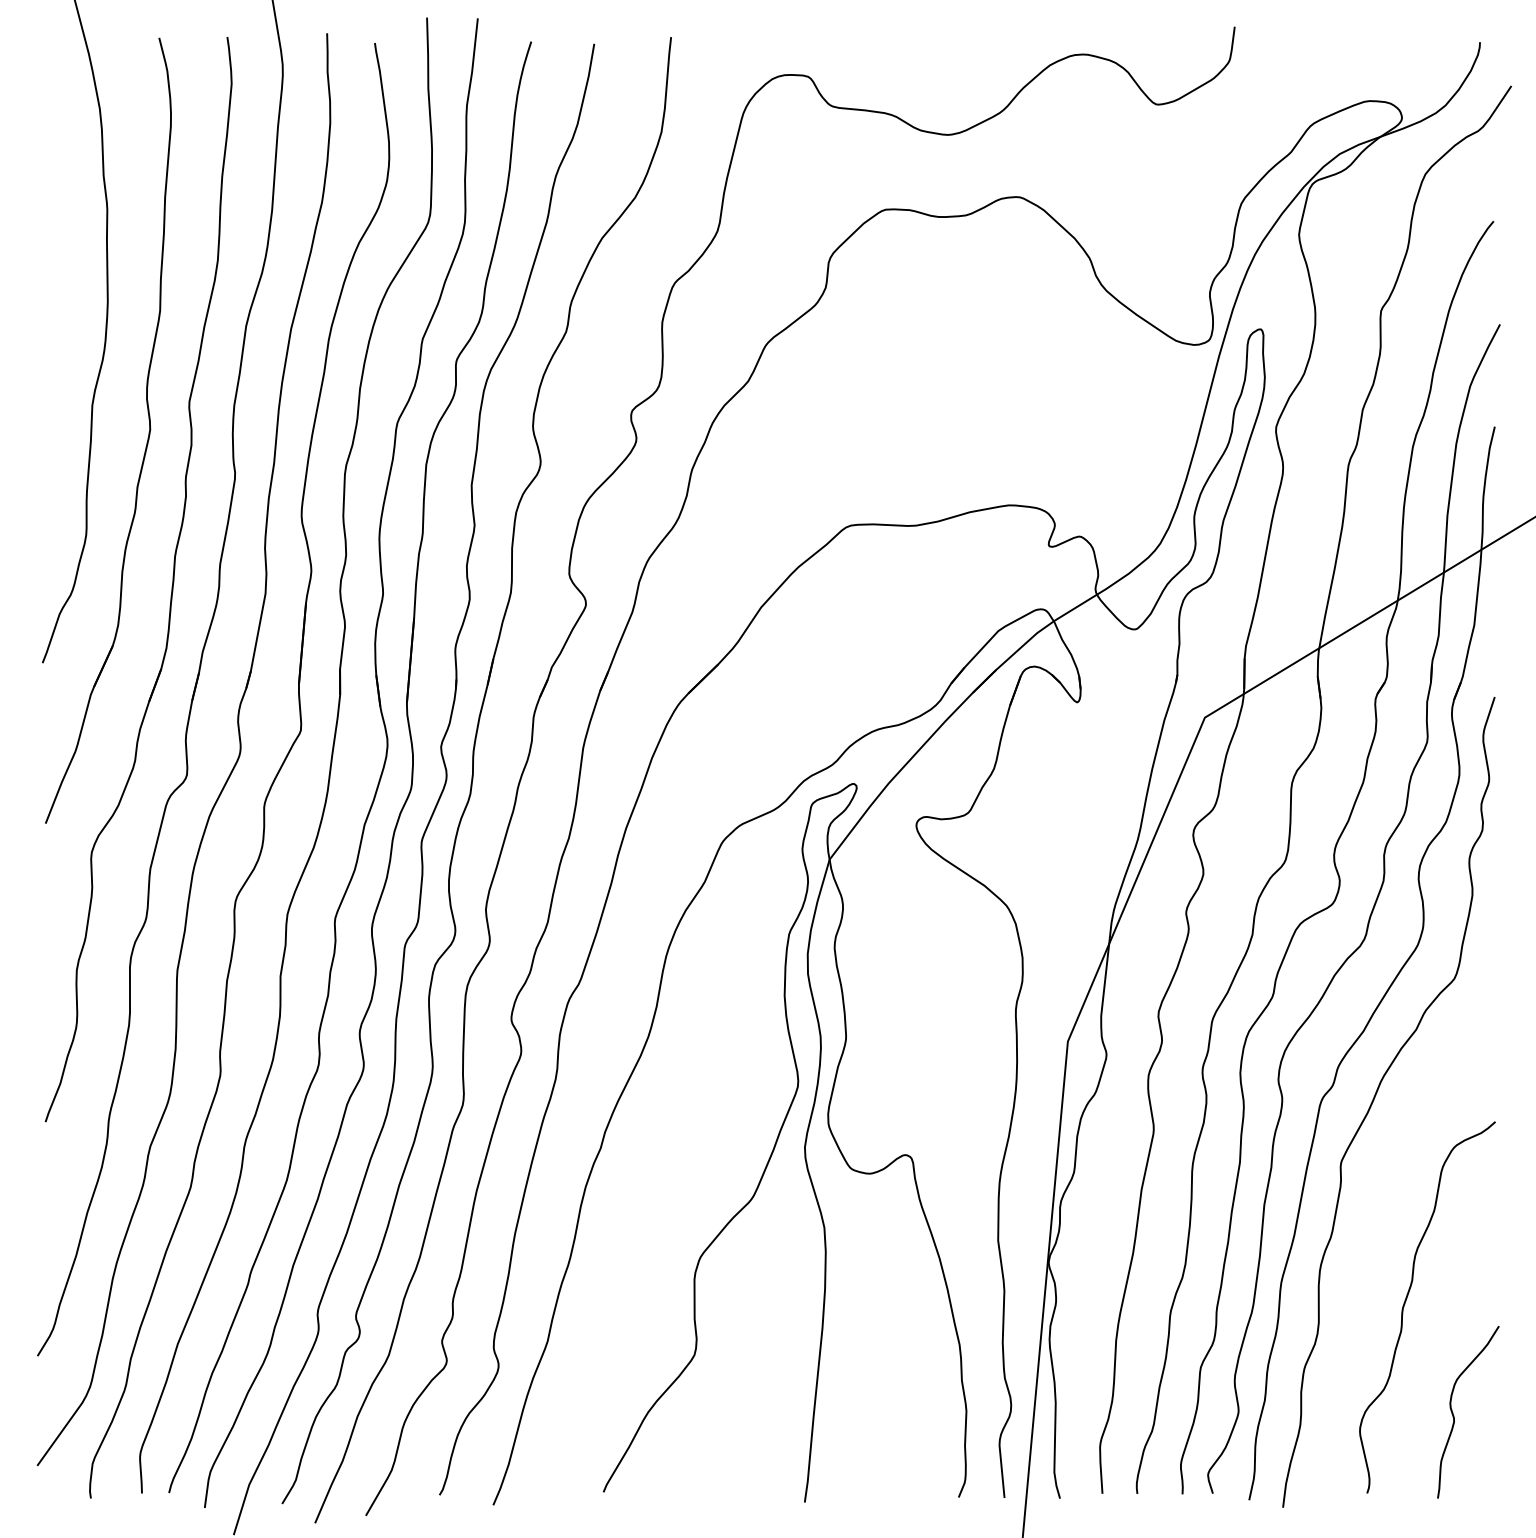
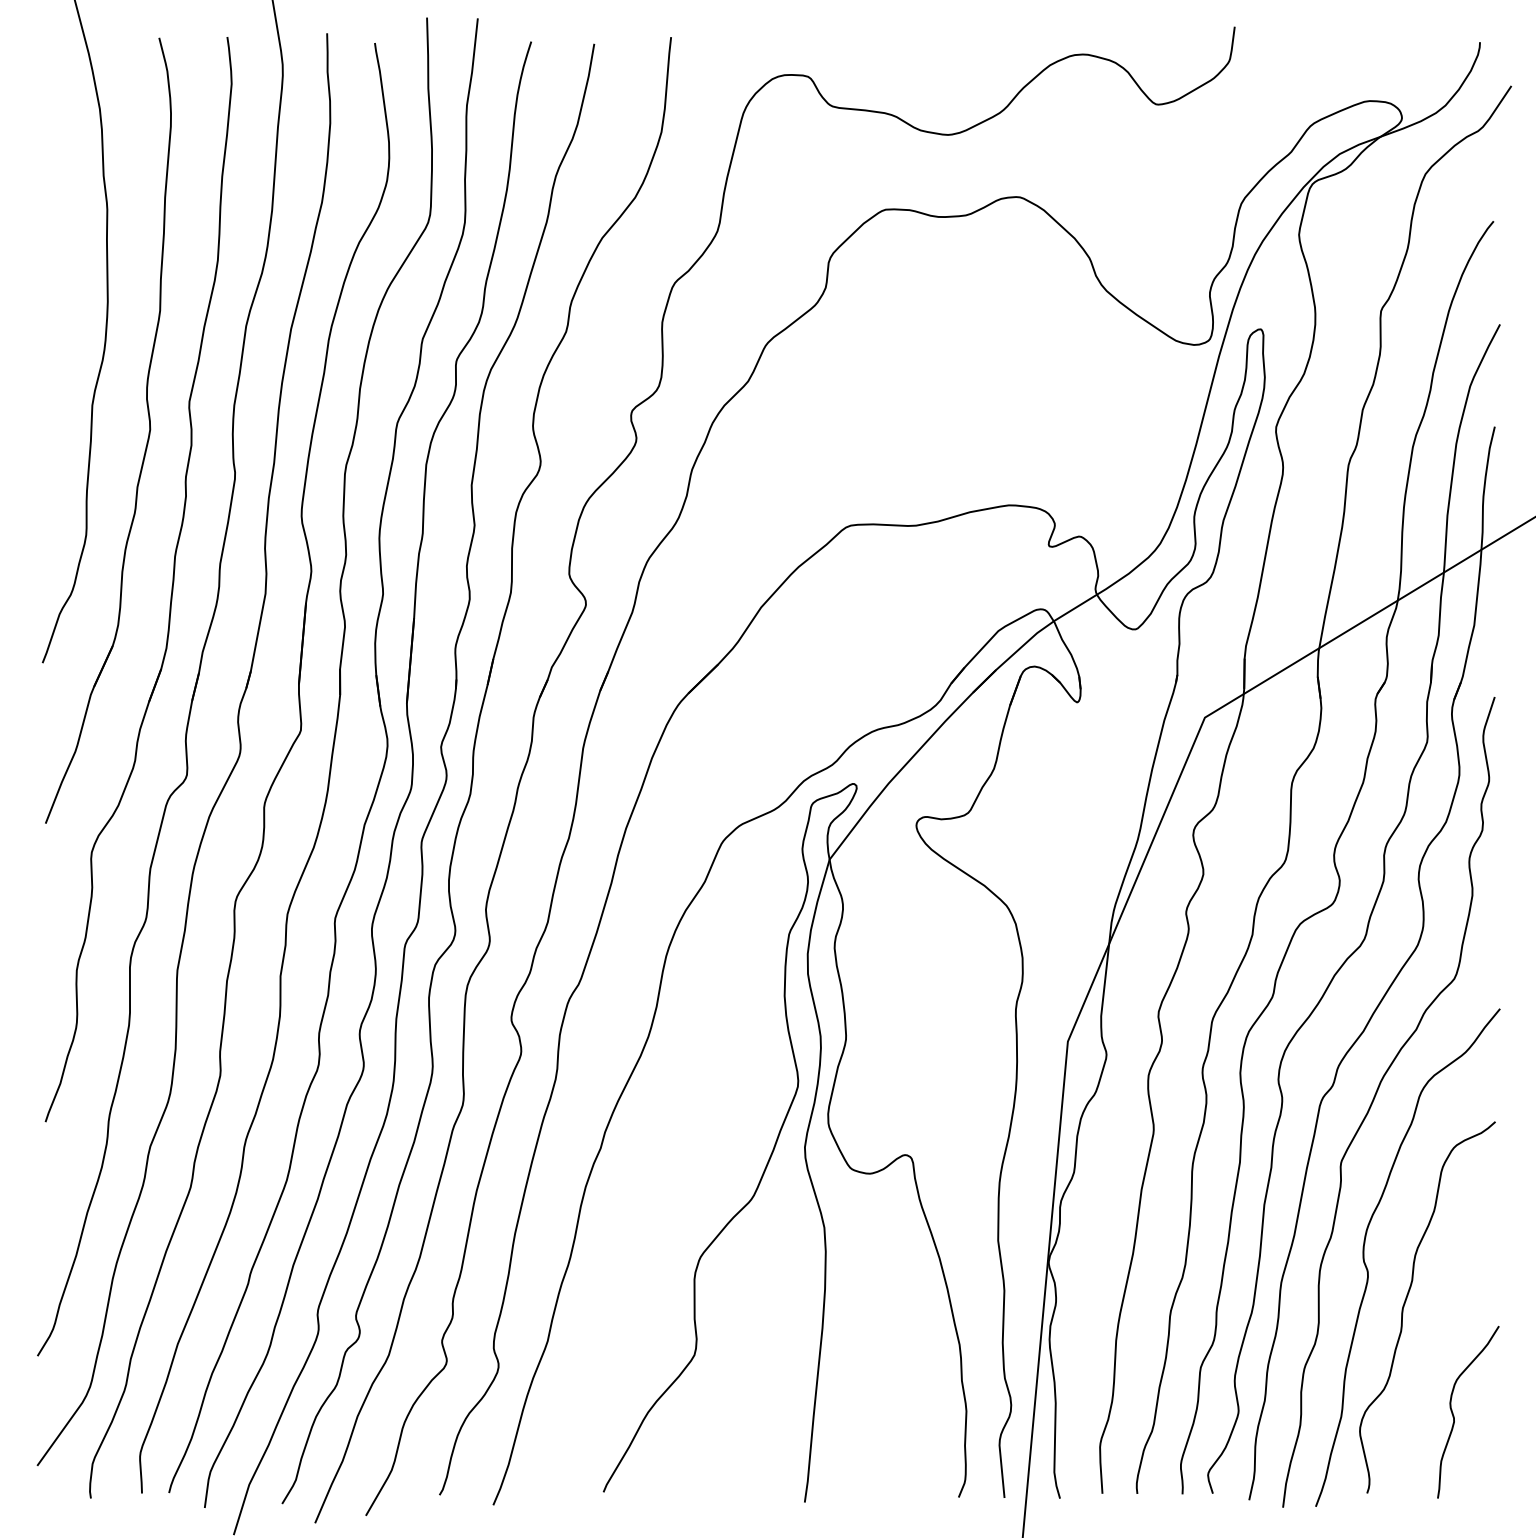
curve: none -> present (1368, 1269)
